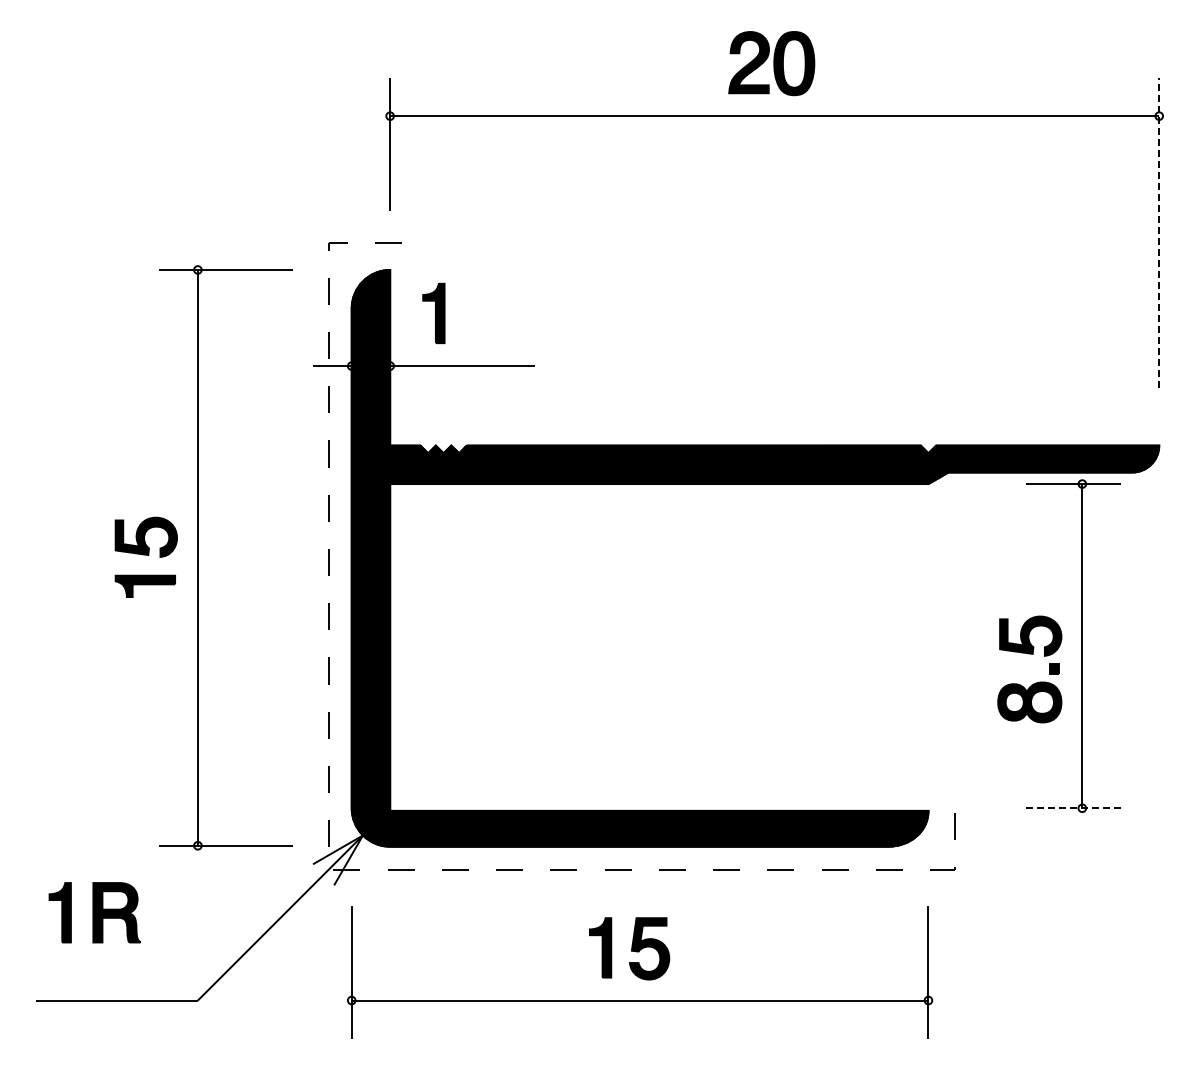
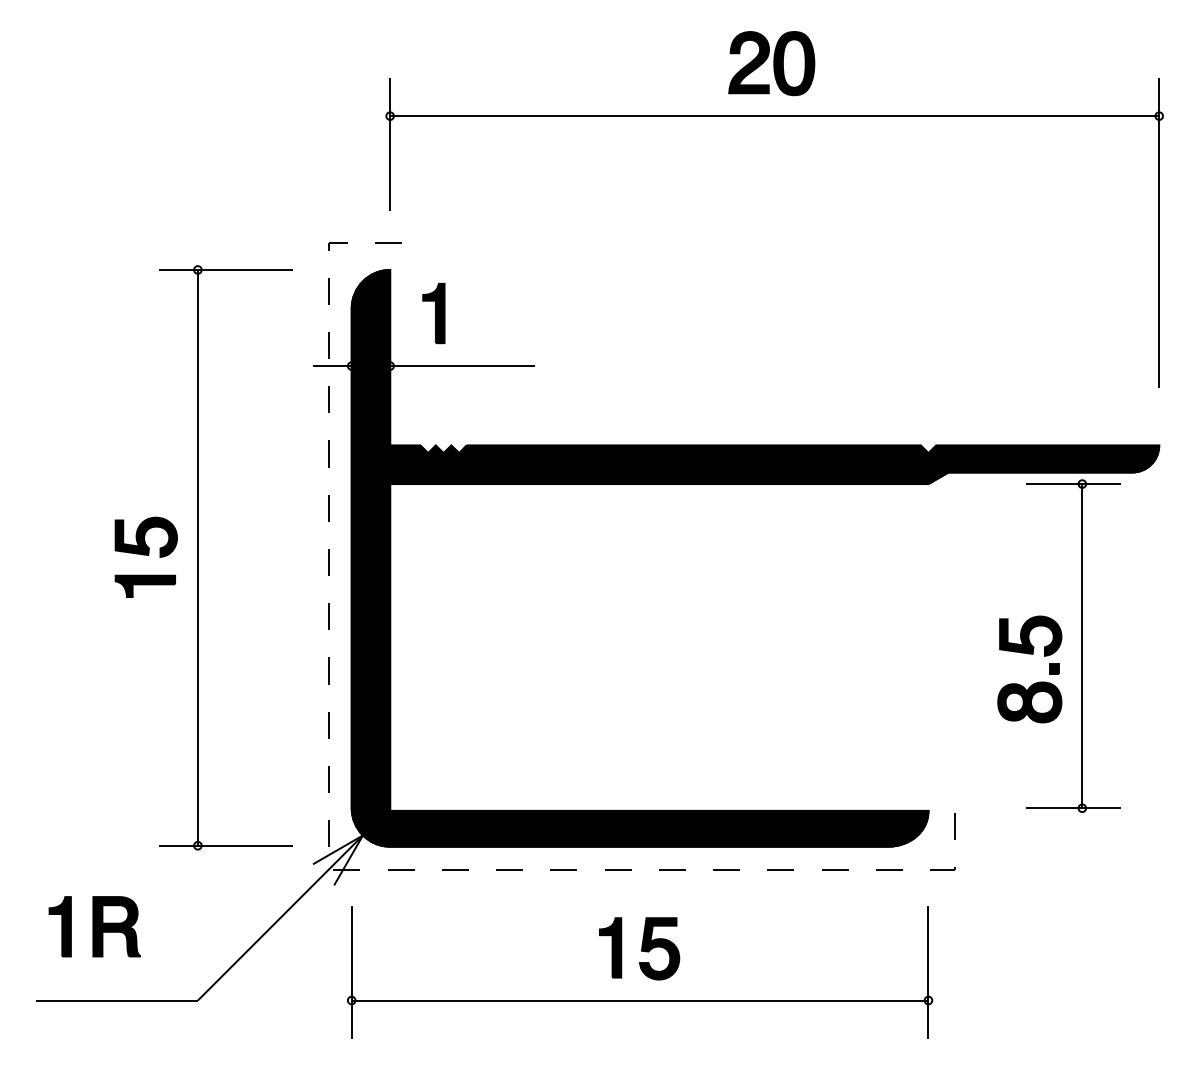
line: dashed -> solid (1159, 232)
line: dashed -> solid (1073, 808)
part position: (94, 912) -> (94, 926) (94, 926)
part position: (629, 948) -> (639, 948) (639, 948)
